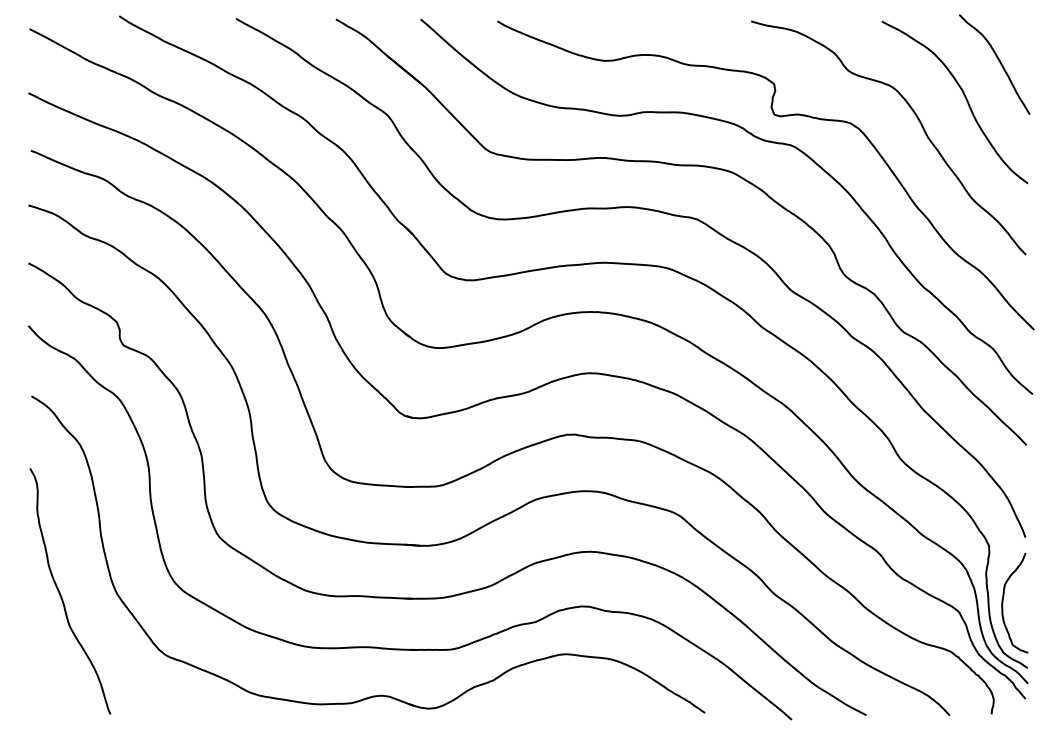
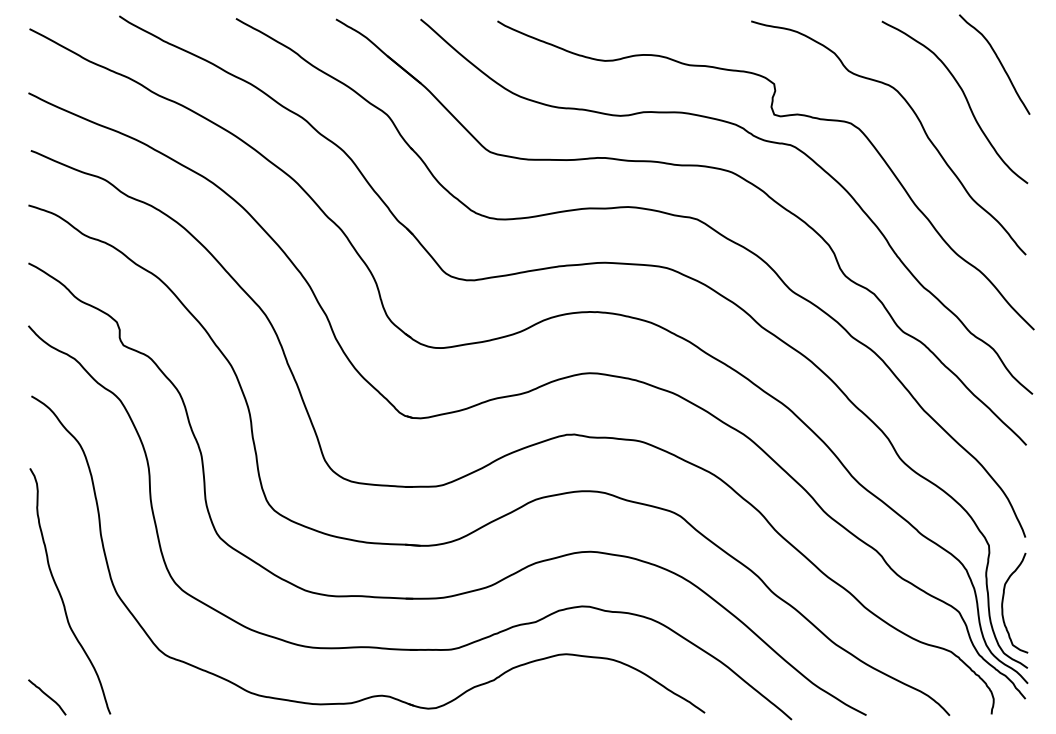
curve: none -> present (47, 696)
